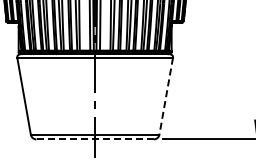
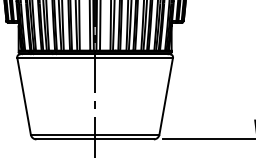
line: dashed -> solid (166, 96)
line: dashed -> solid (95, 139)
